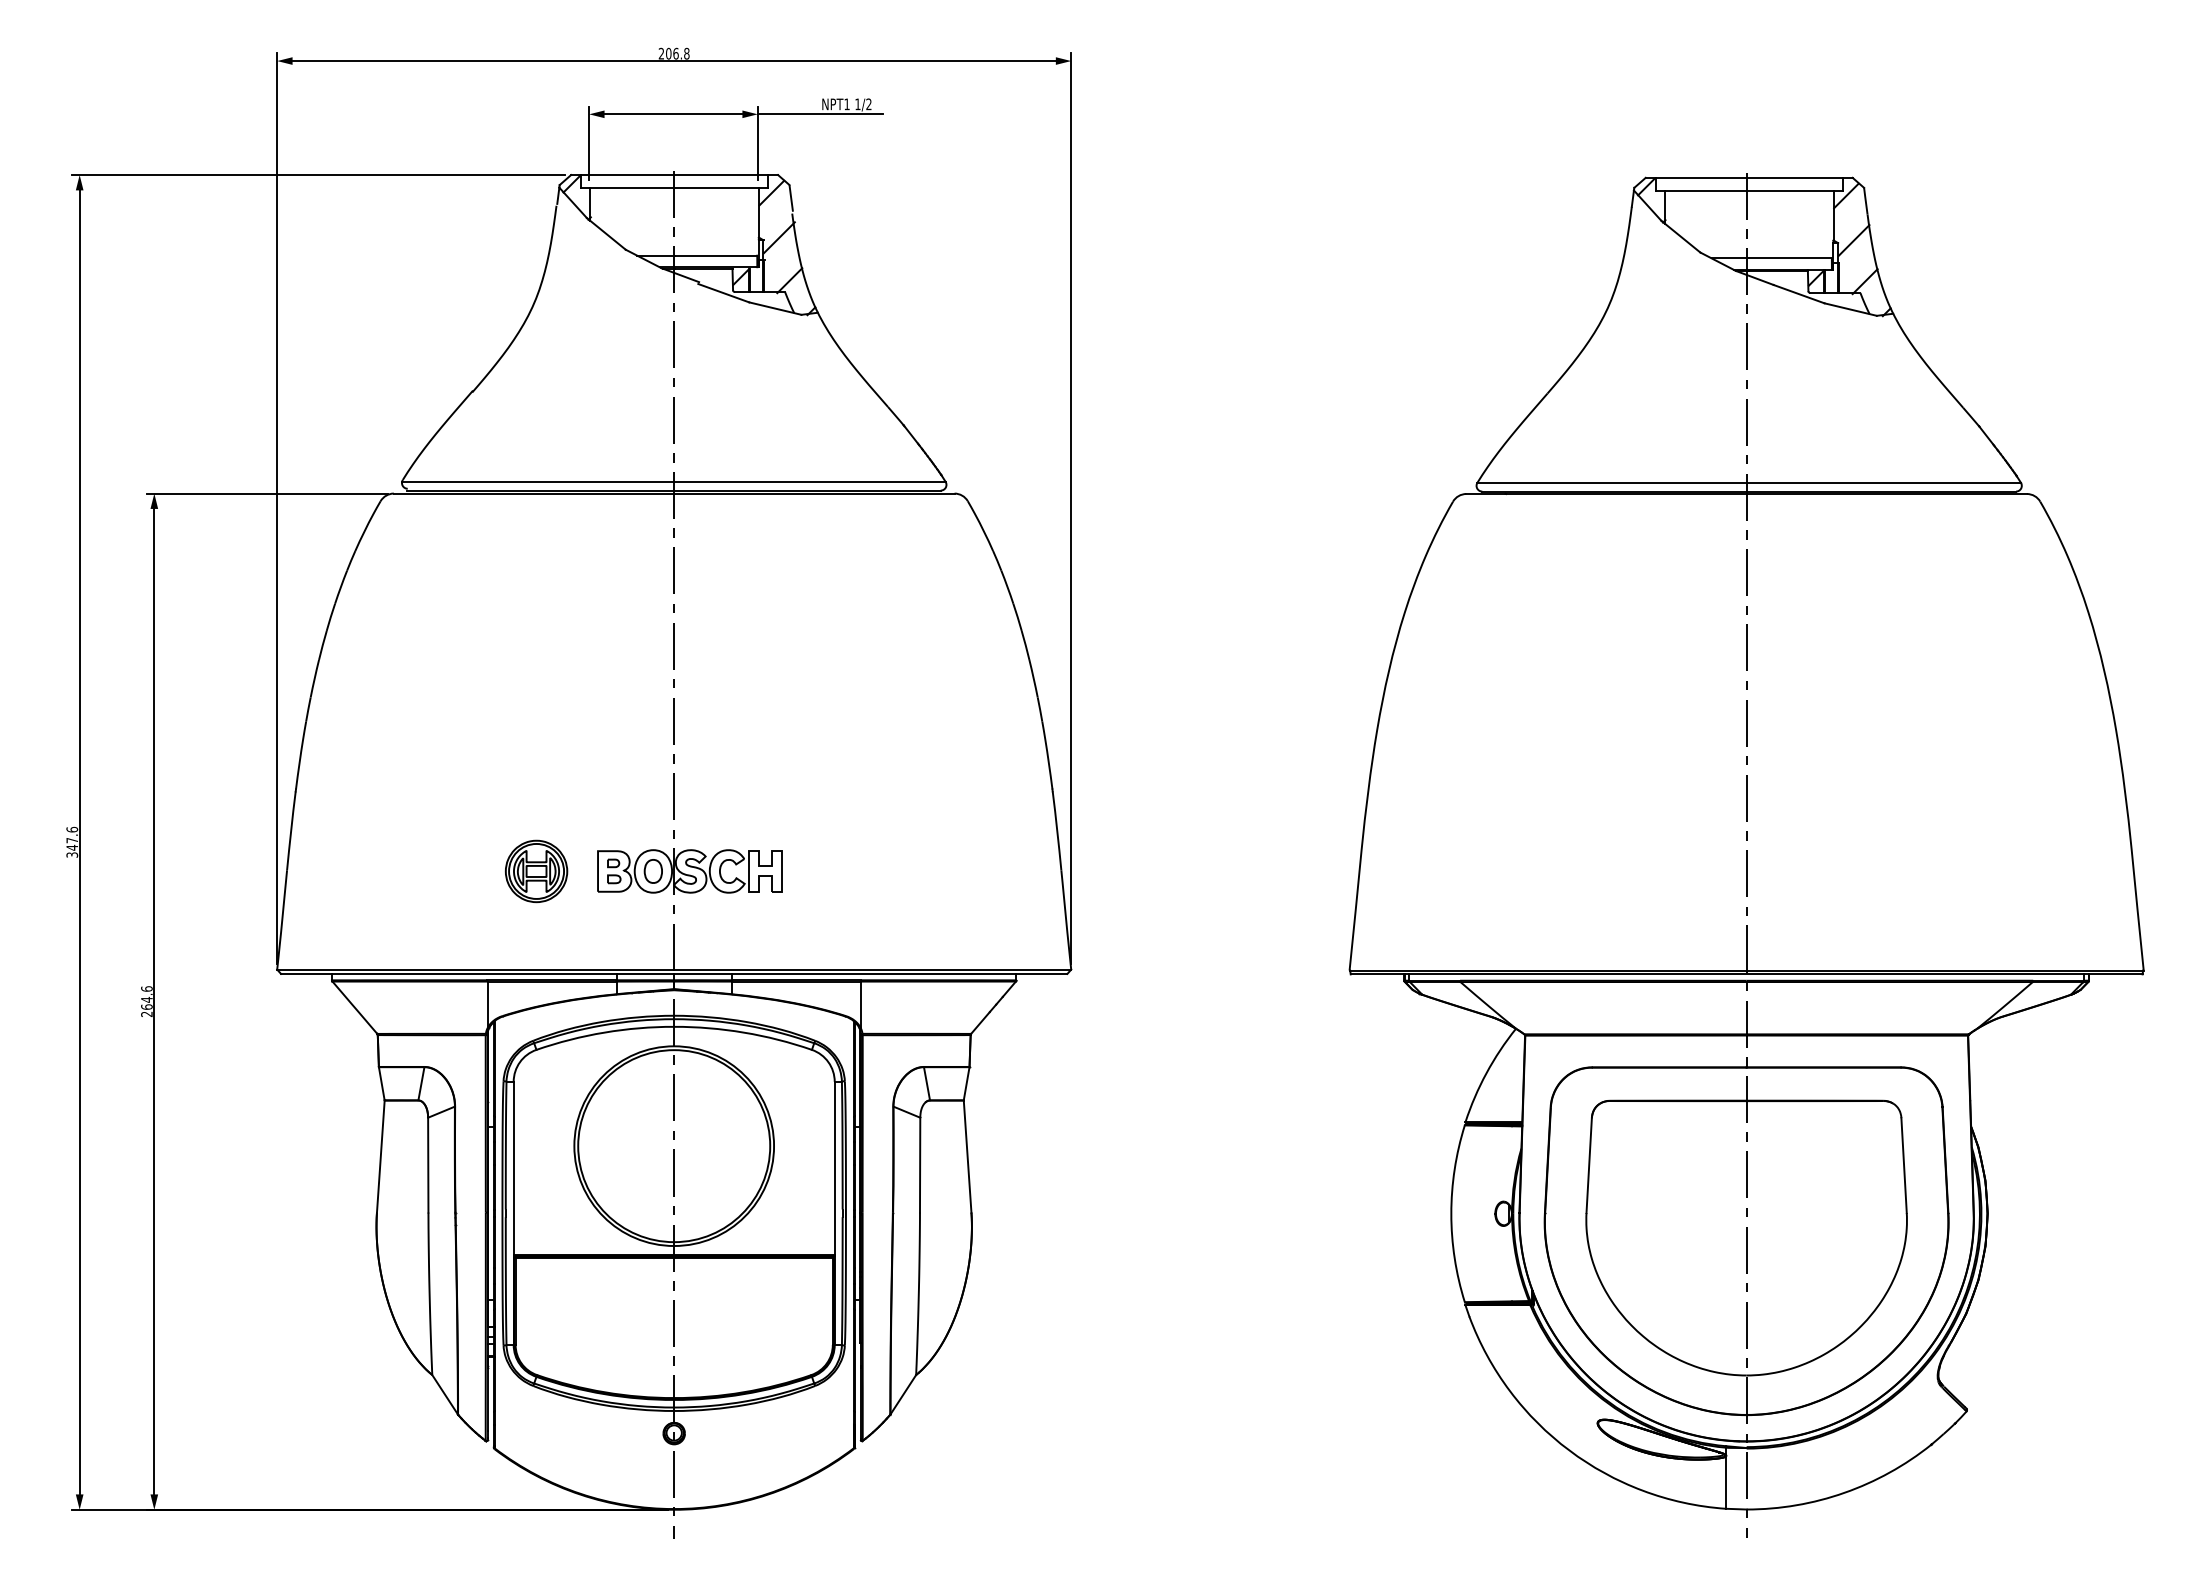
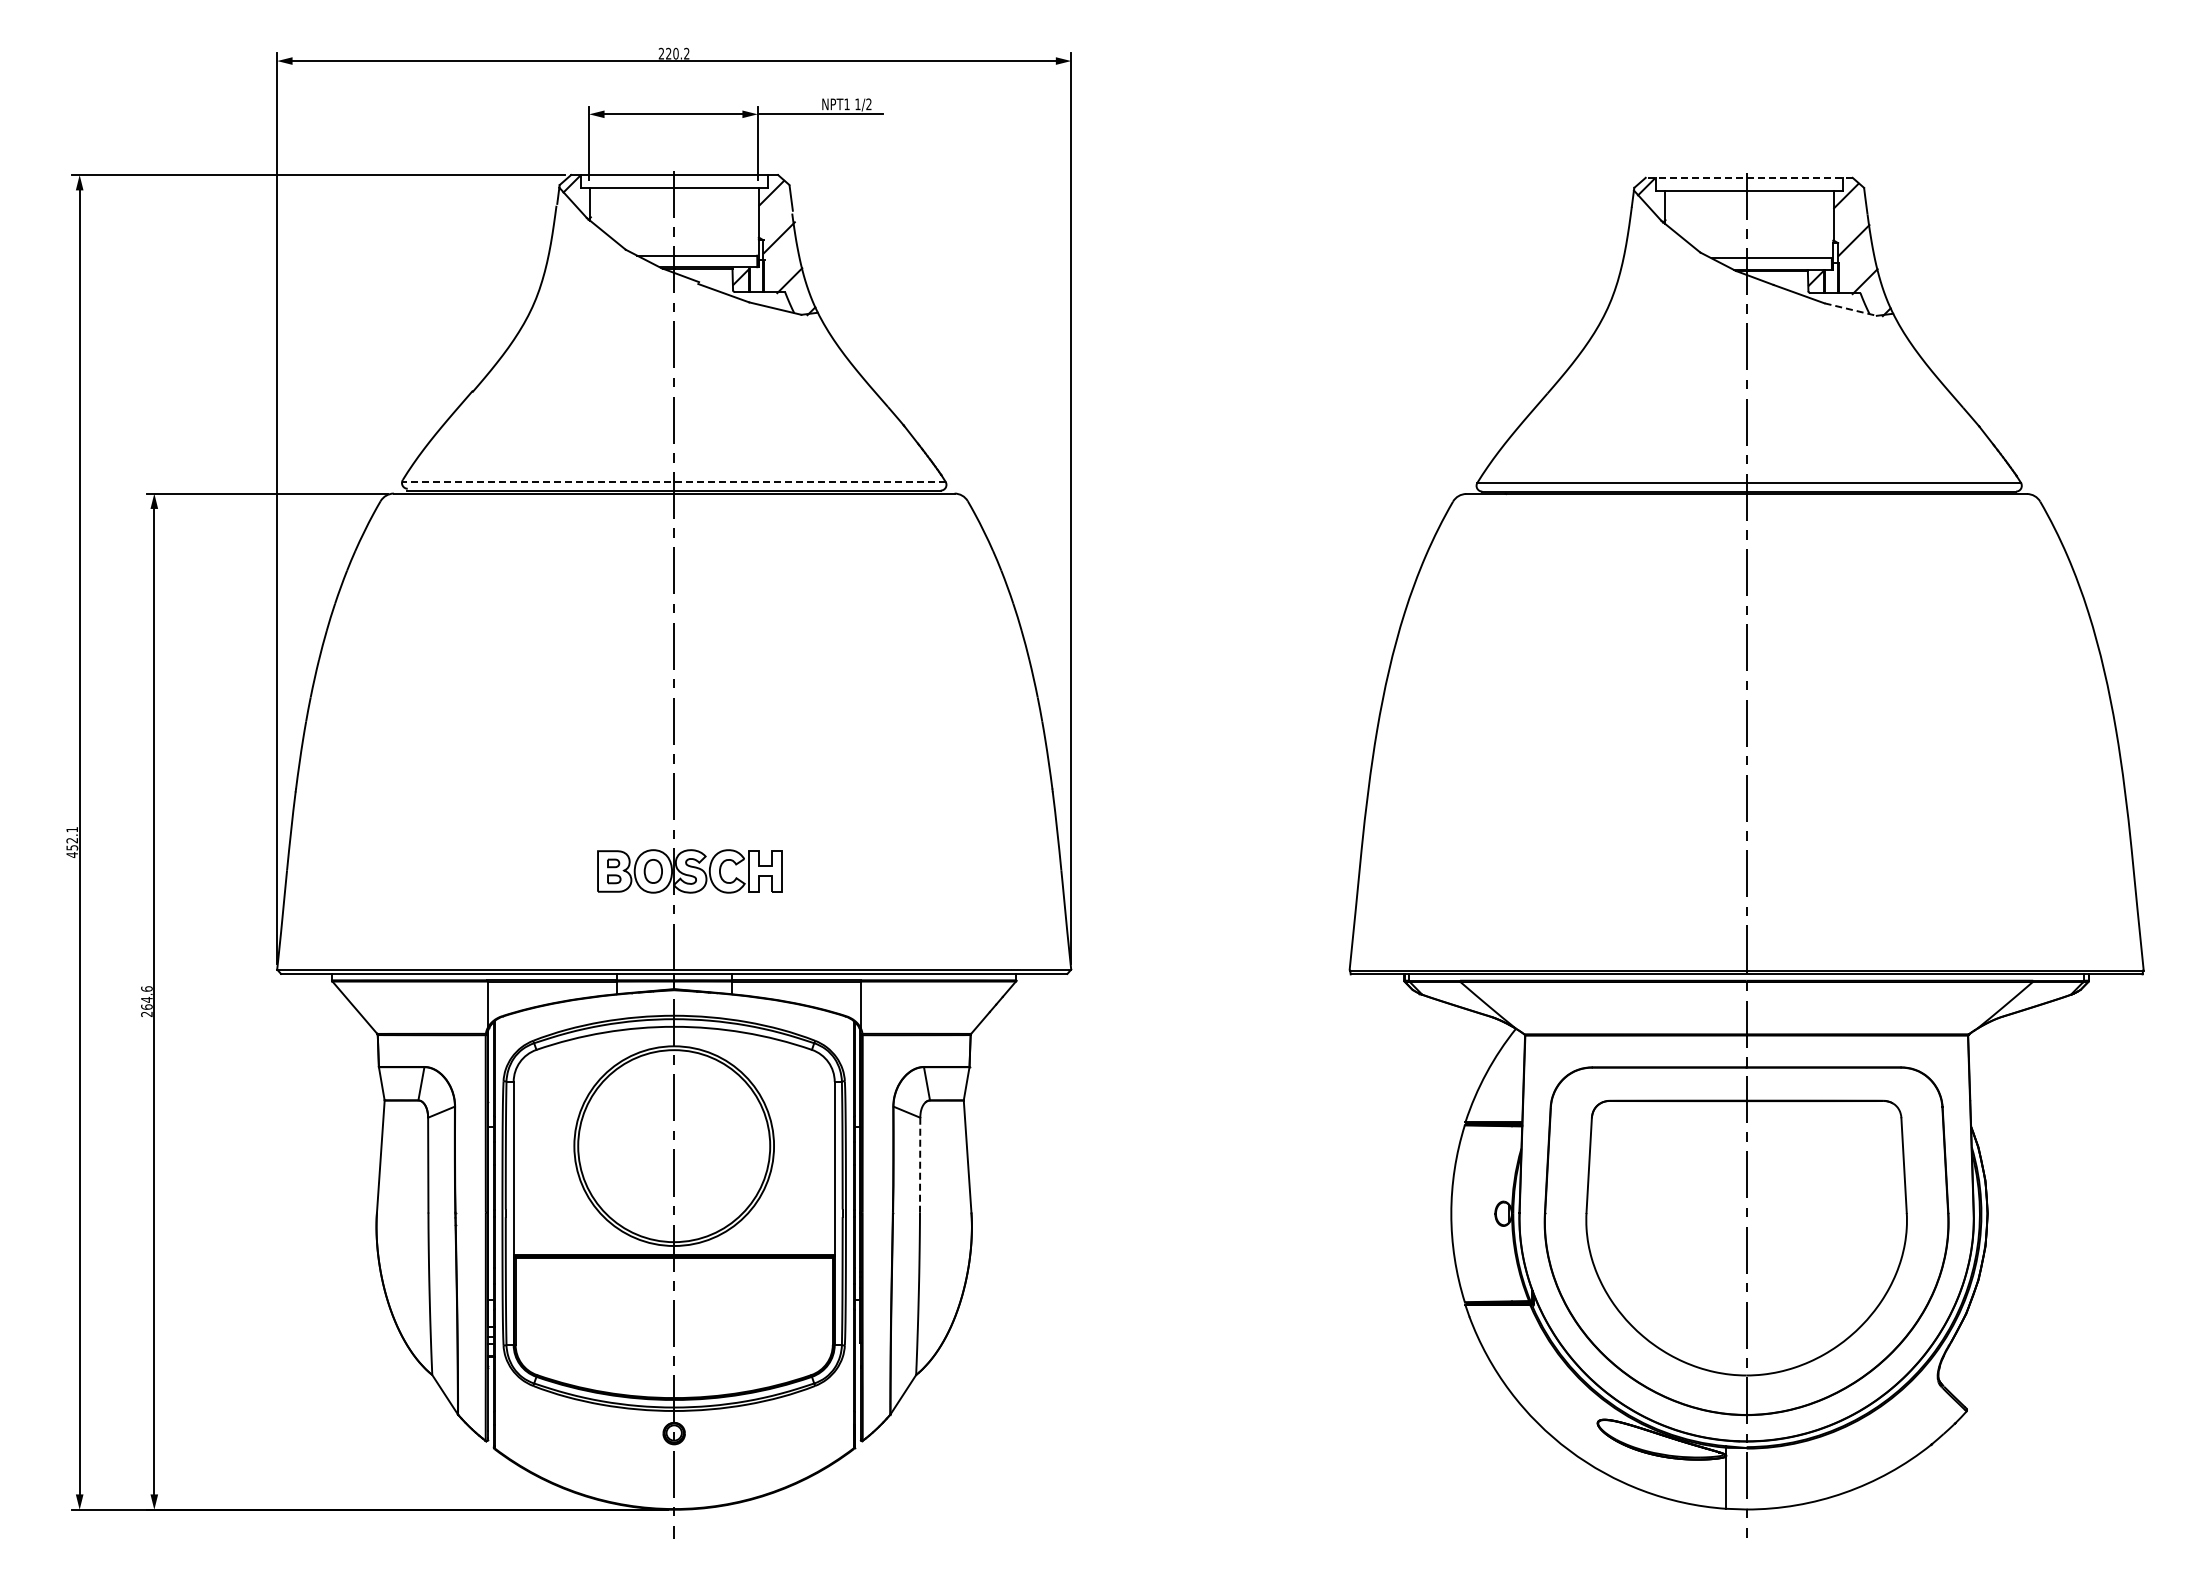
text: 206.8 -> 220.2 (677, 53)
line: solid -> dashed (1748, 177)
line: solid -> dashed (1850, 309)
line: solid -> dashed (673, 481)
text: 347.6 -> 452.1 (72, 842)
part: present -> none (536, 871)
line: solid -> dashed (920, 1165)
